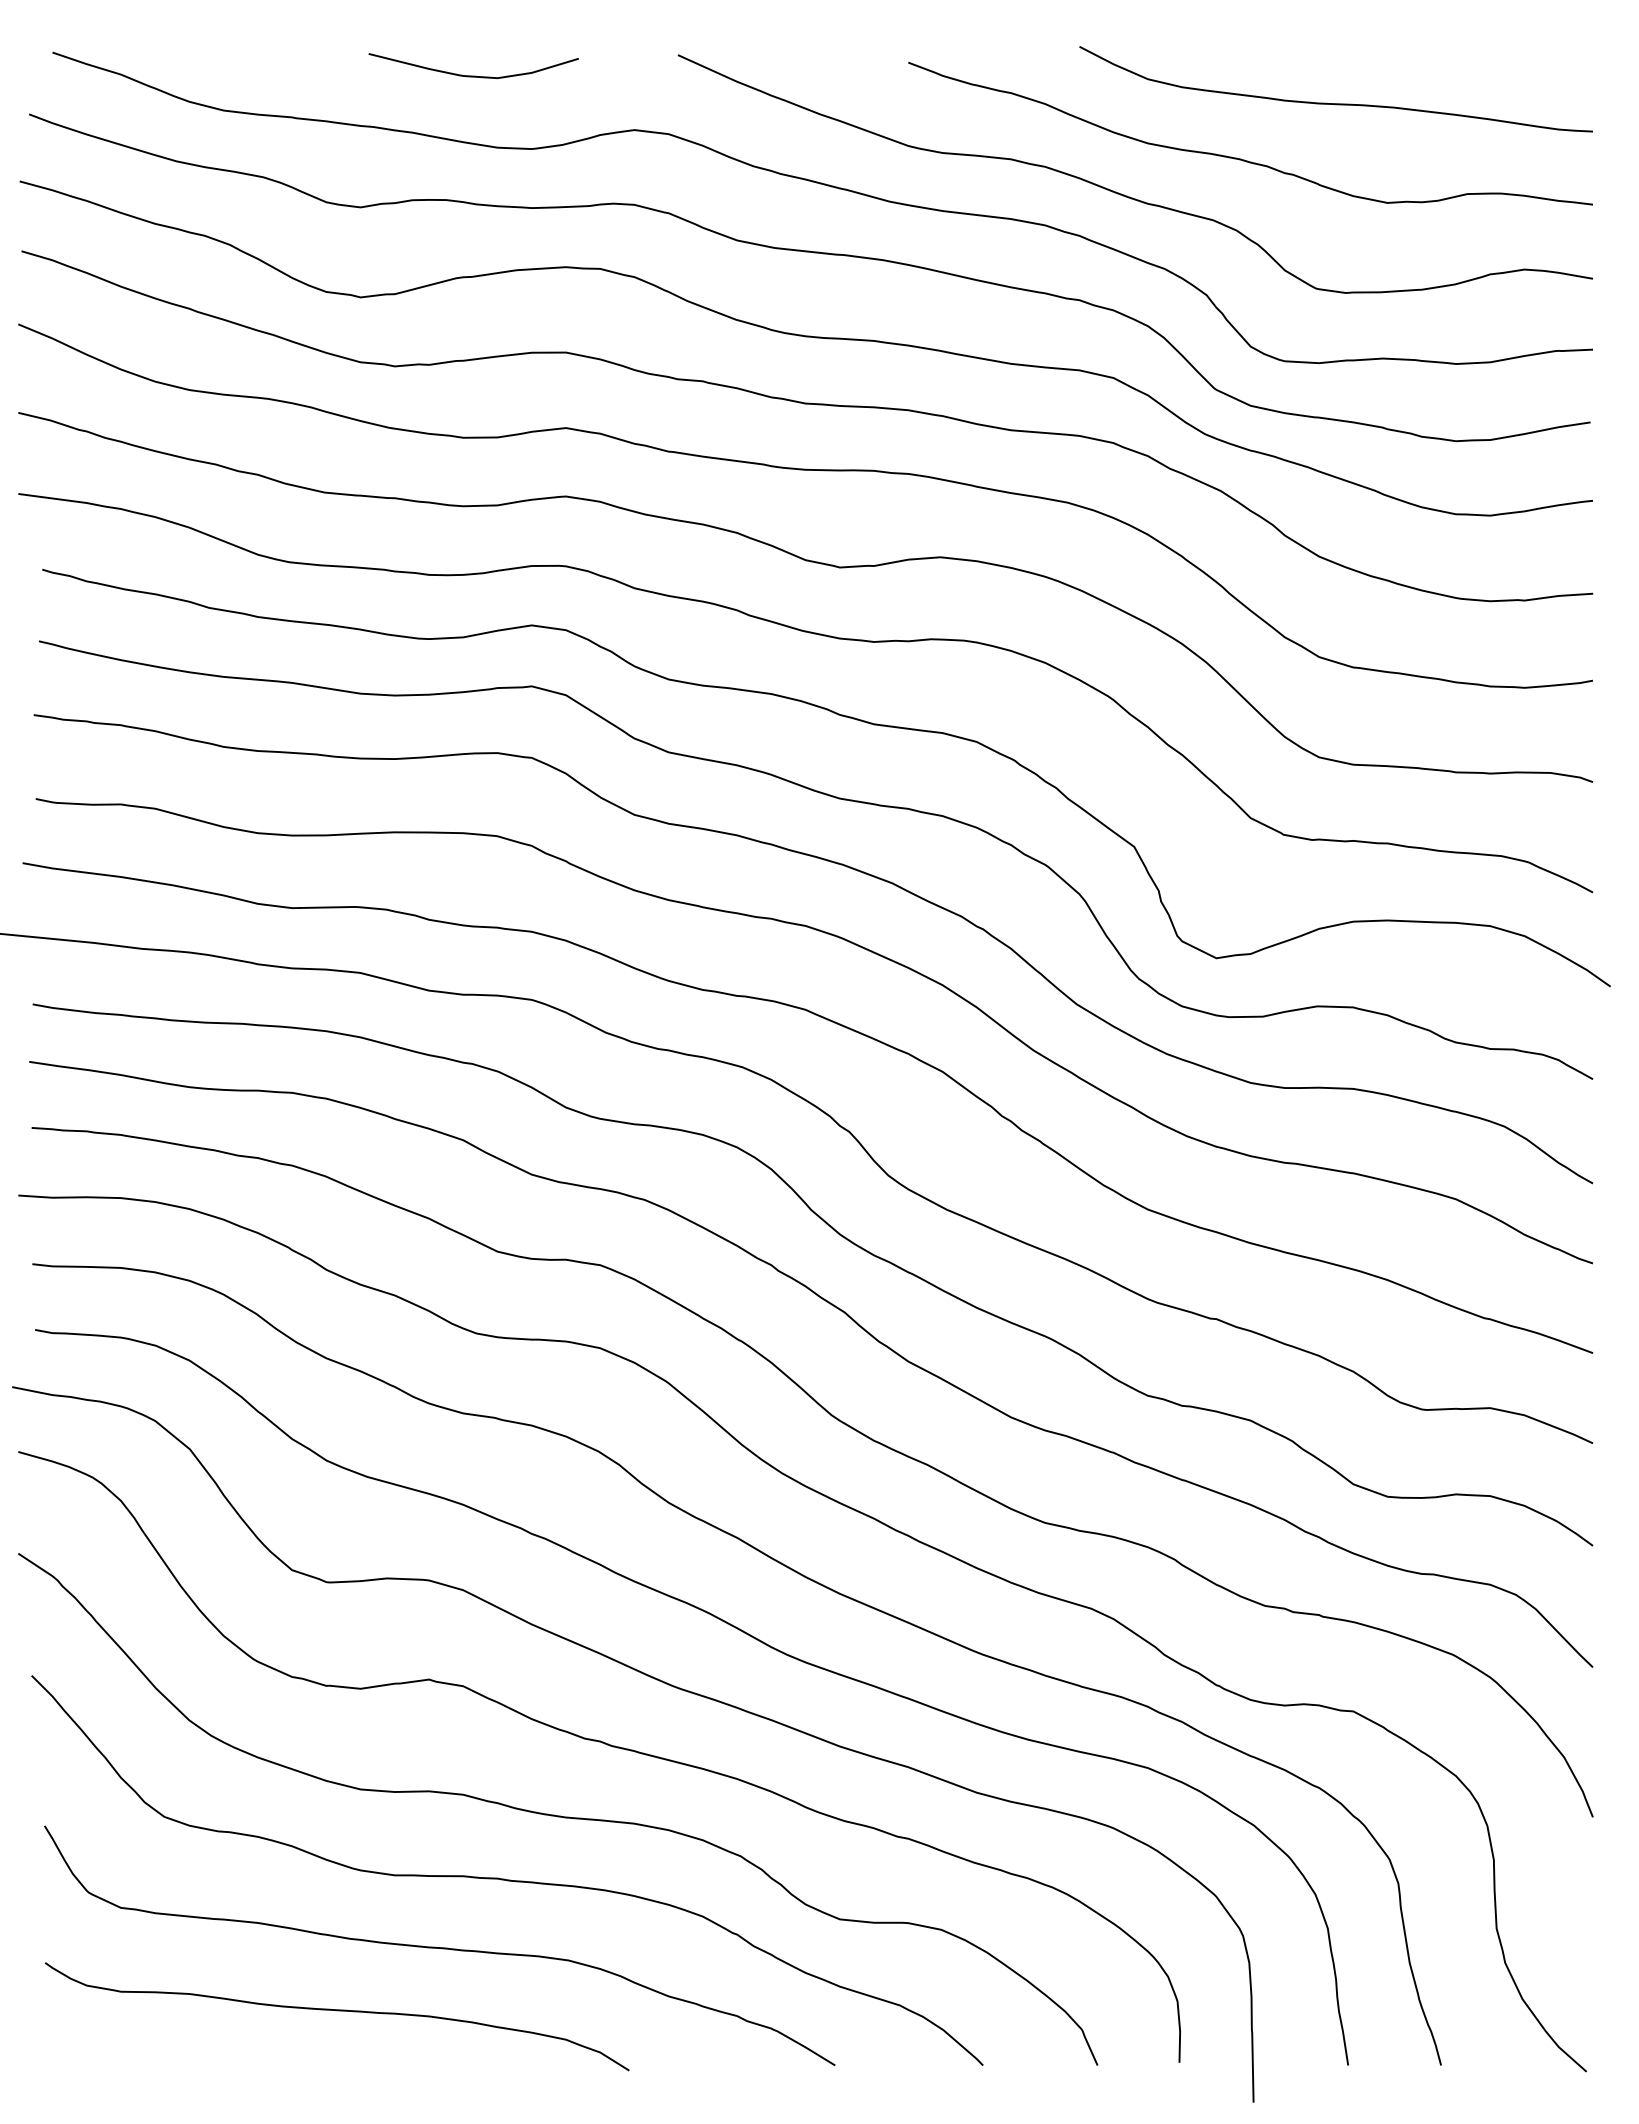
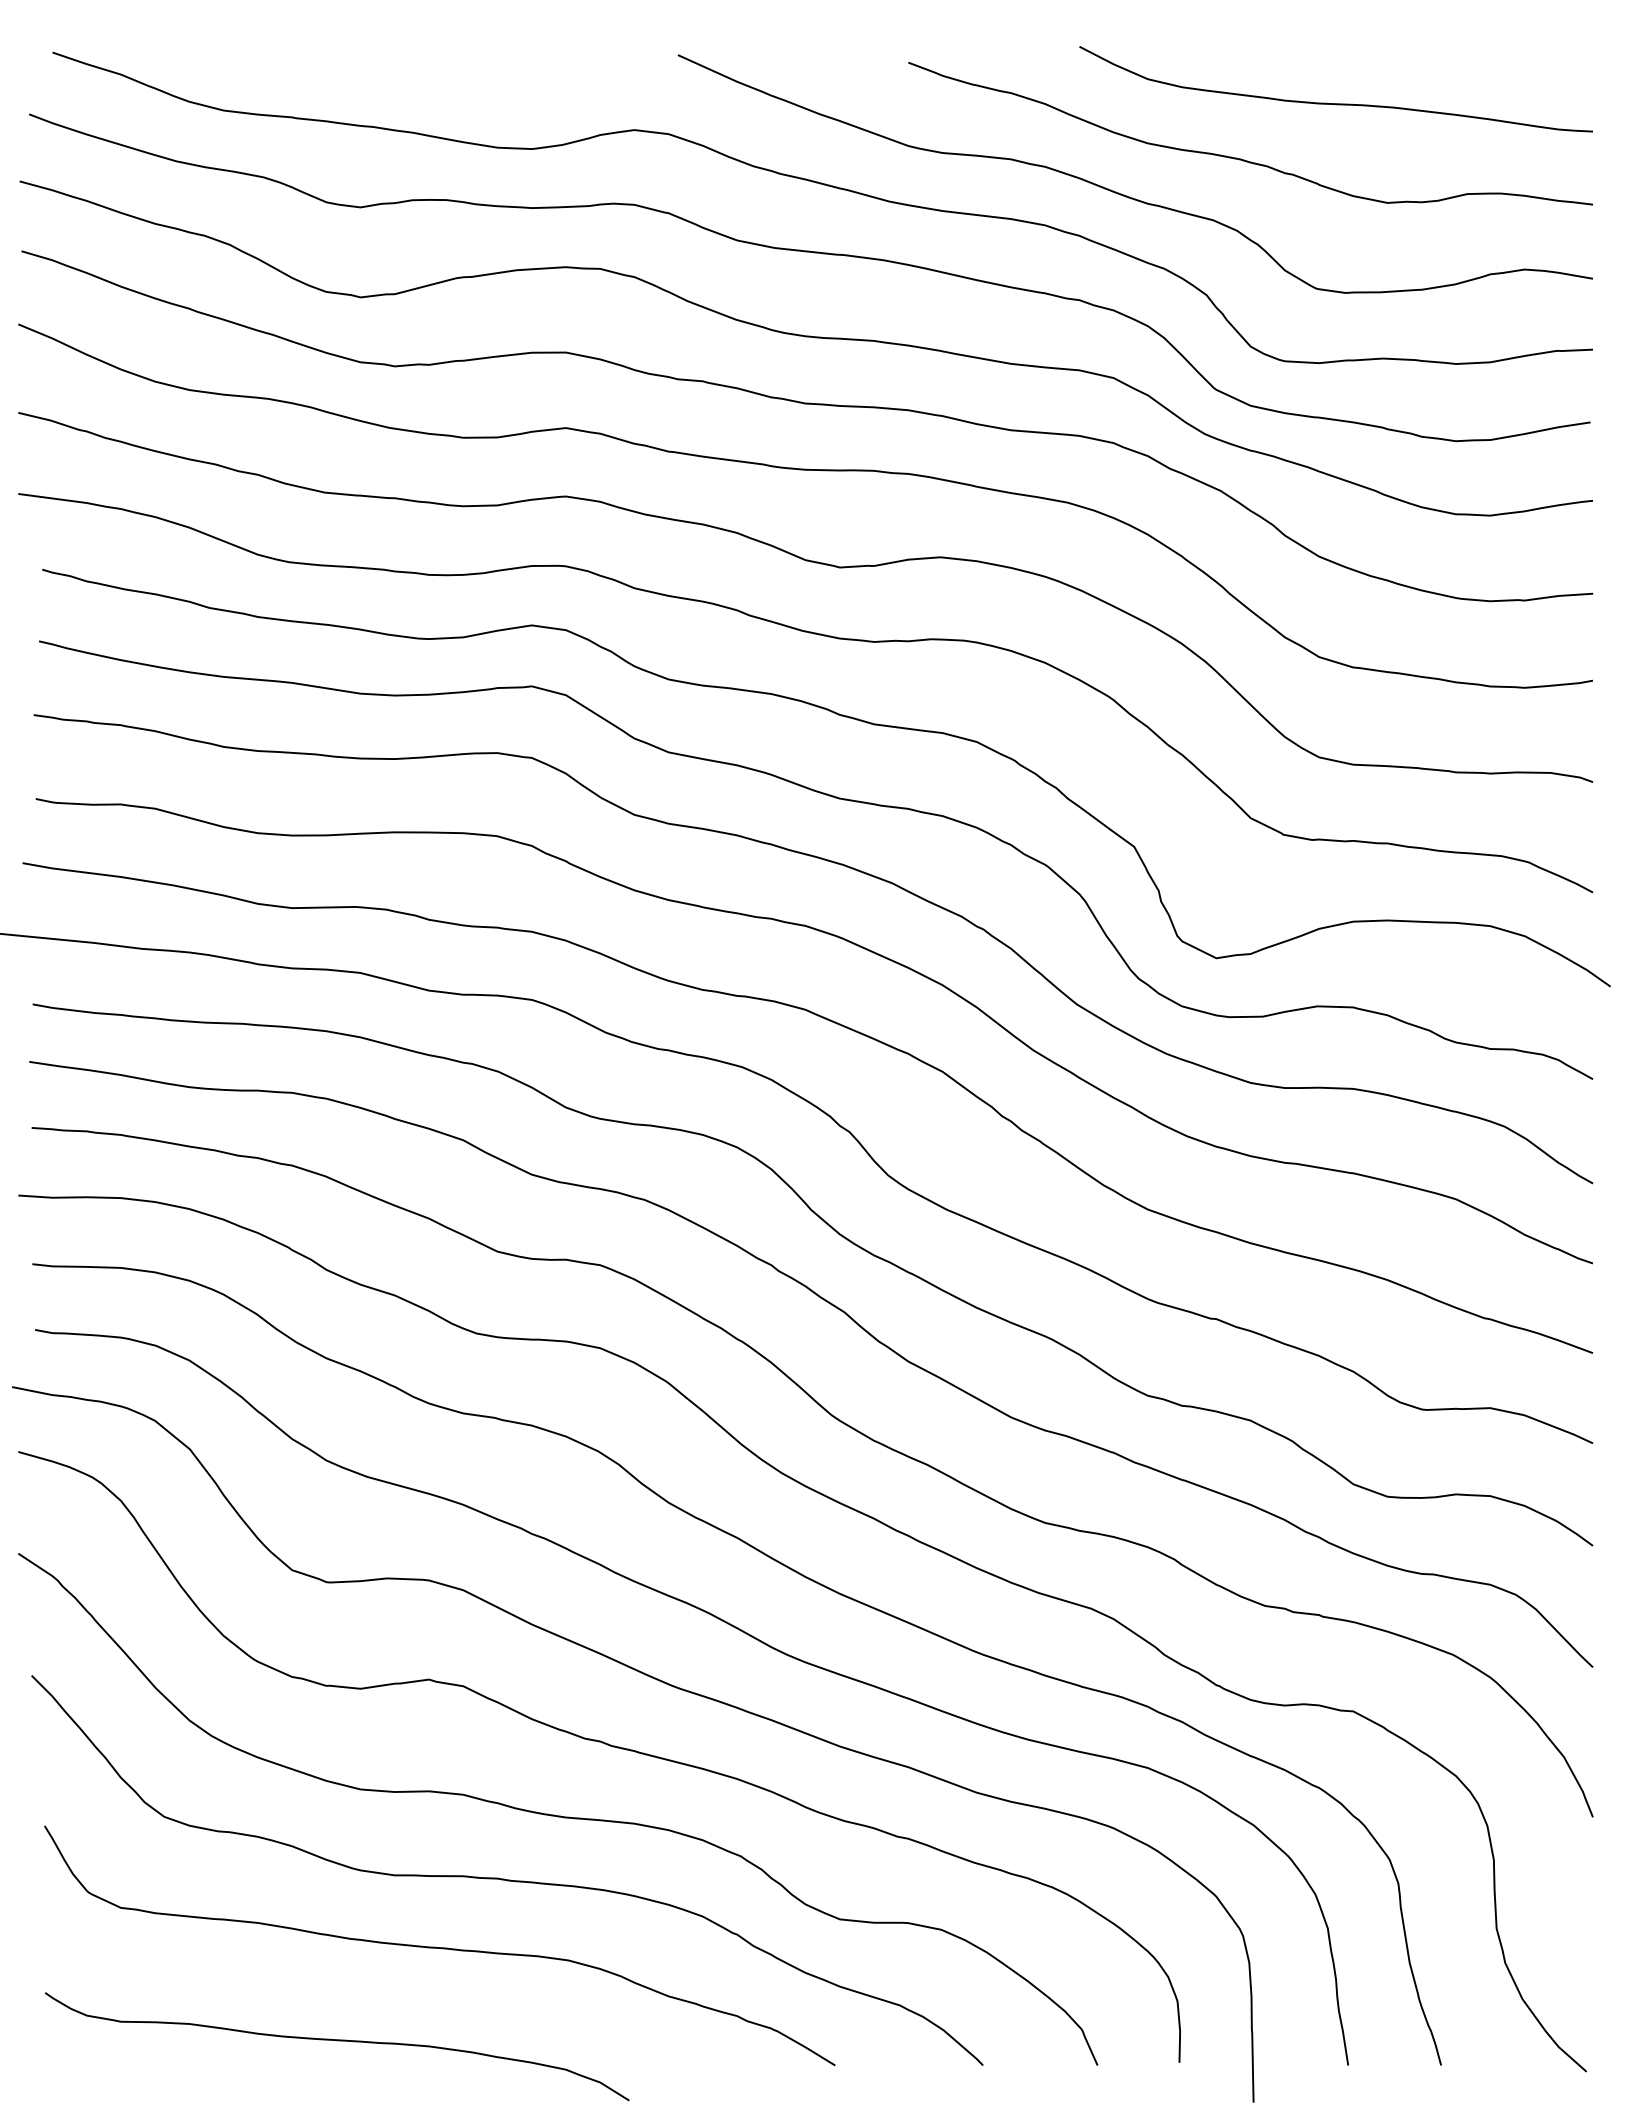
curve: present -> none (473, 75)
curve position: (336, 2011) -> (336, 2041) (336, 2041)
